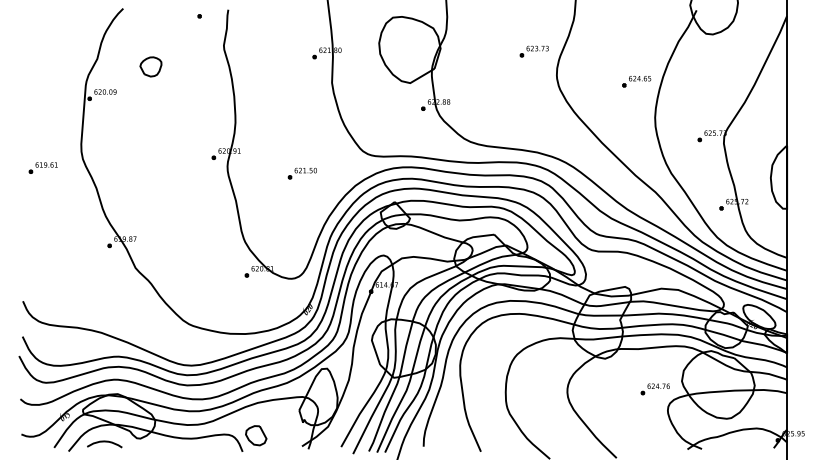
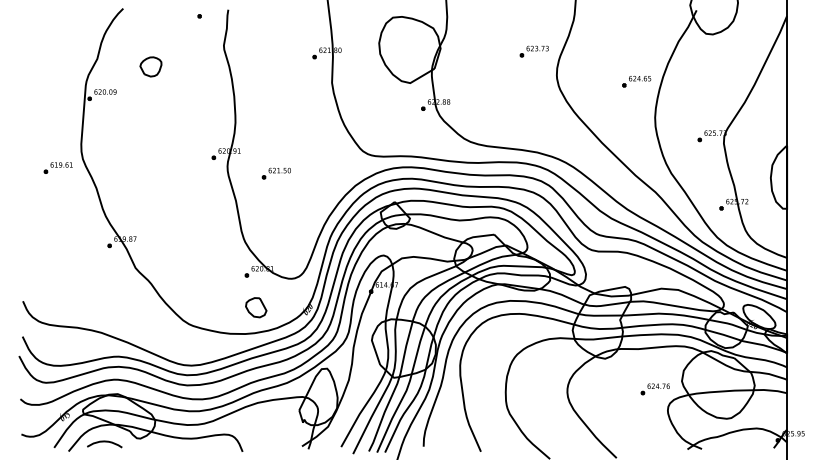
part position: (42, 167) -> (57, 167) (57, 167)
part position: (301, 173) -> (275, 173) (275, 173)
part position: (256, 435) -> (256, 307) (256, 307)
